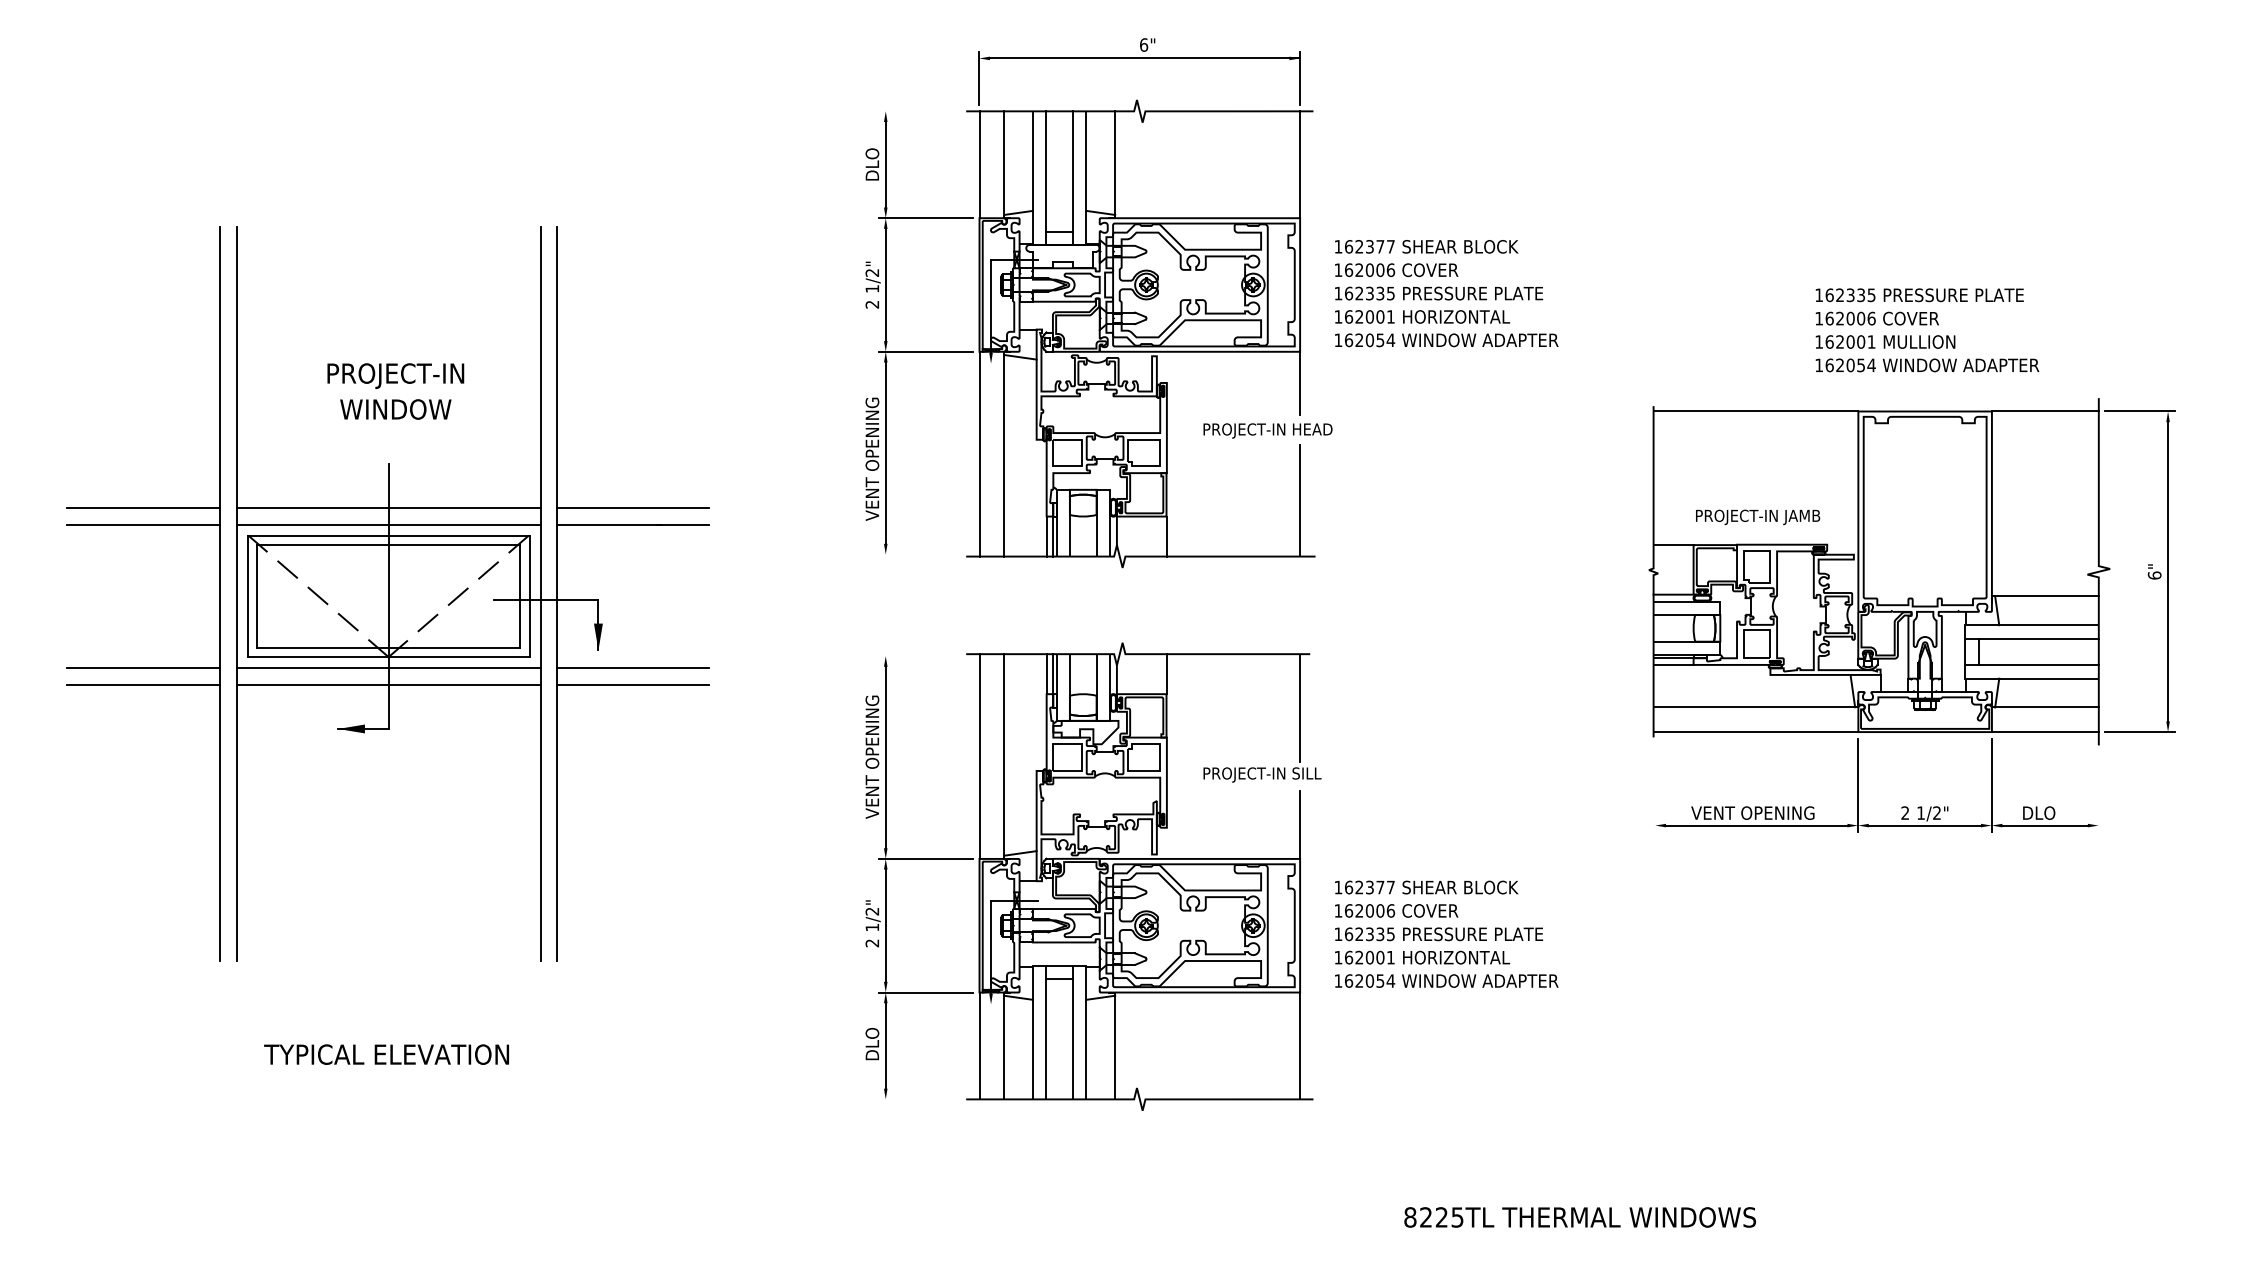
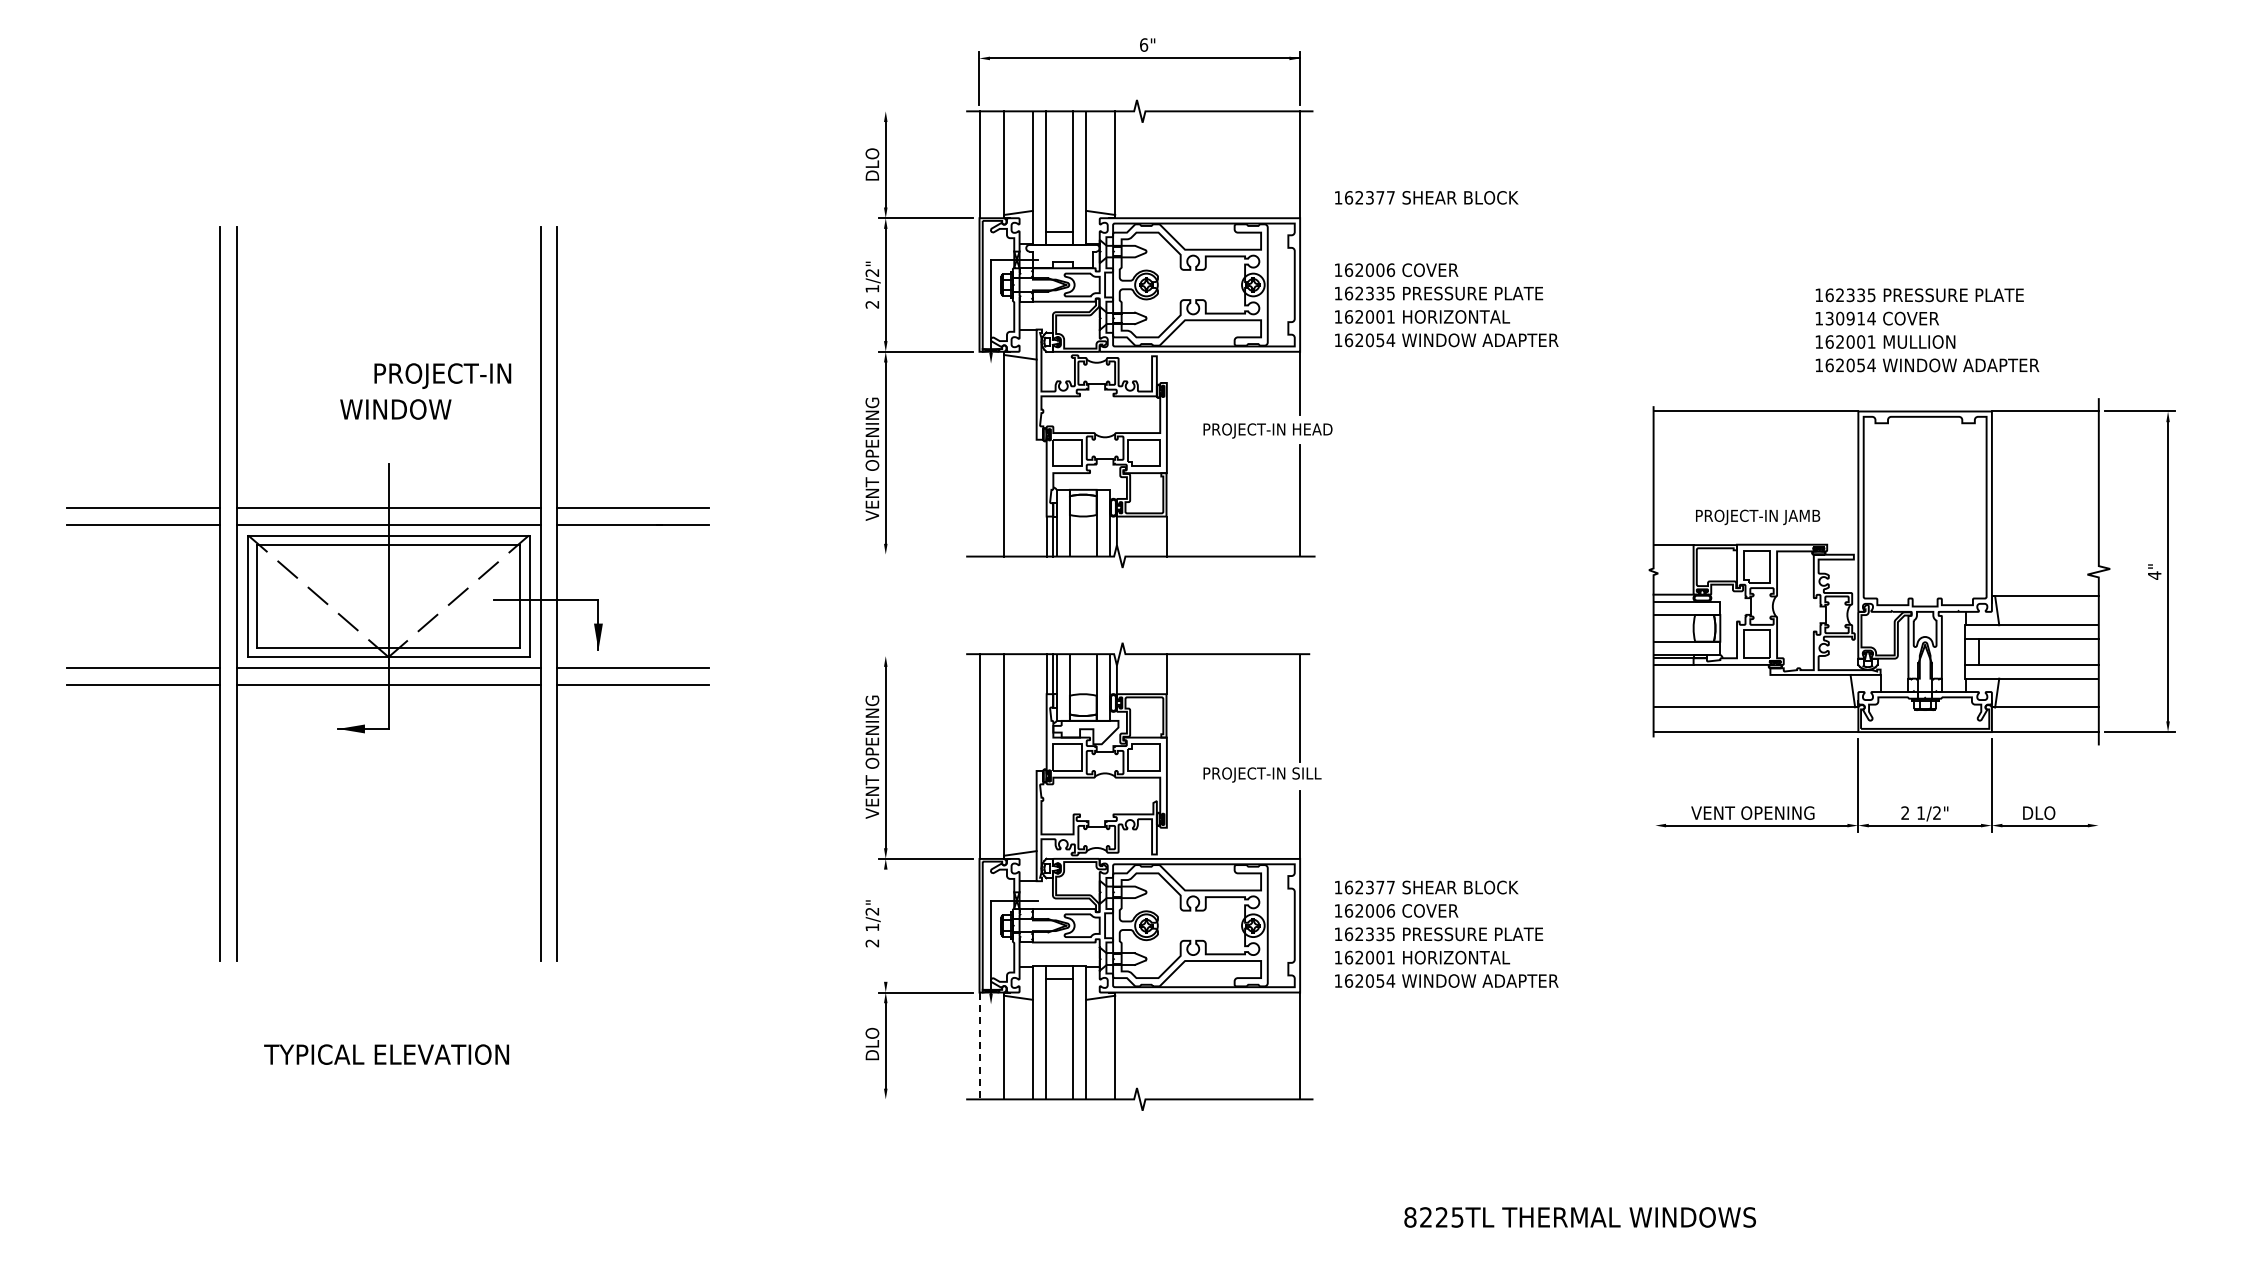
text position: (1426, 246) -> (1426, 197) (1426, 197)
text: 162006 -> 130914 (1850, 318)
text position: (395, 375) -> (442, 375) (442, 375)
line: present -> none (979, 453)
text: 6" -> 4" (2154, 575)
line: present -> none (885, 925)
line: solid -> dashed (979, 1046)
